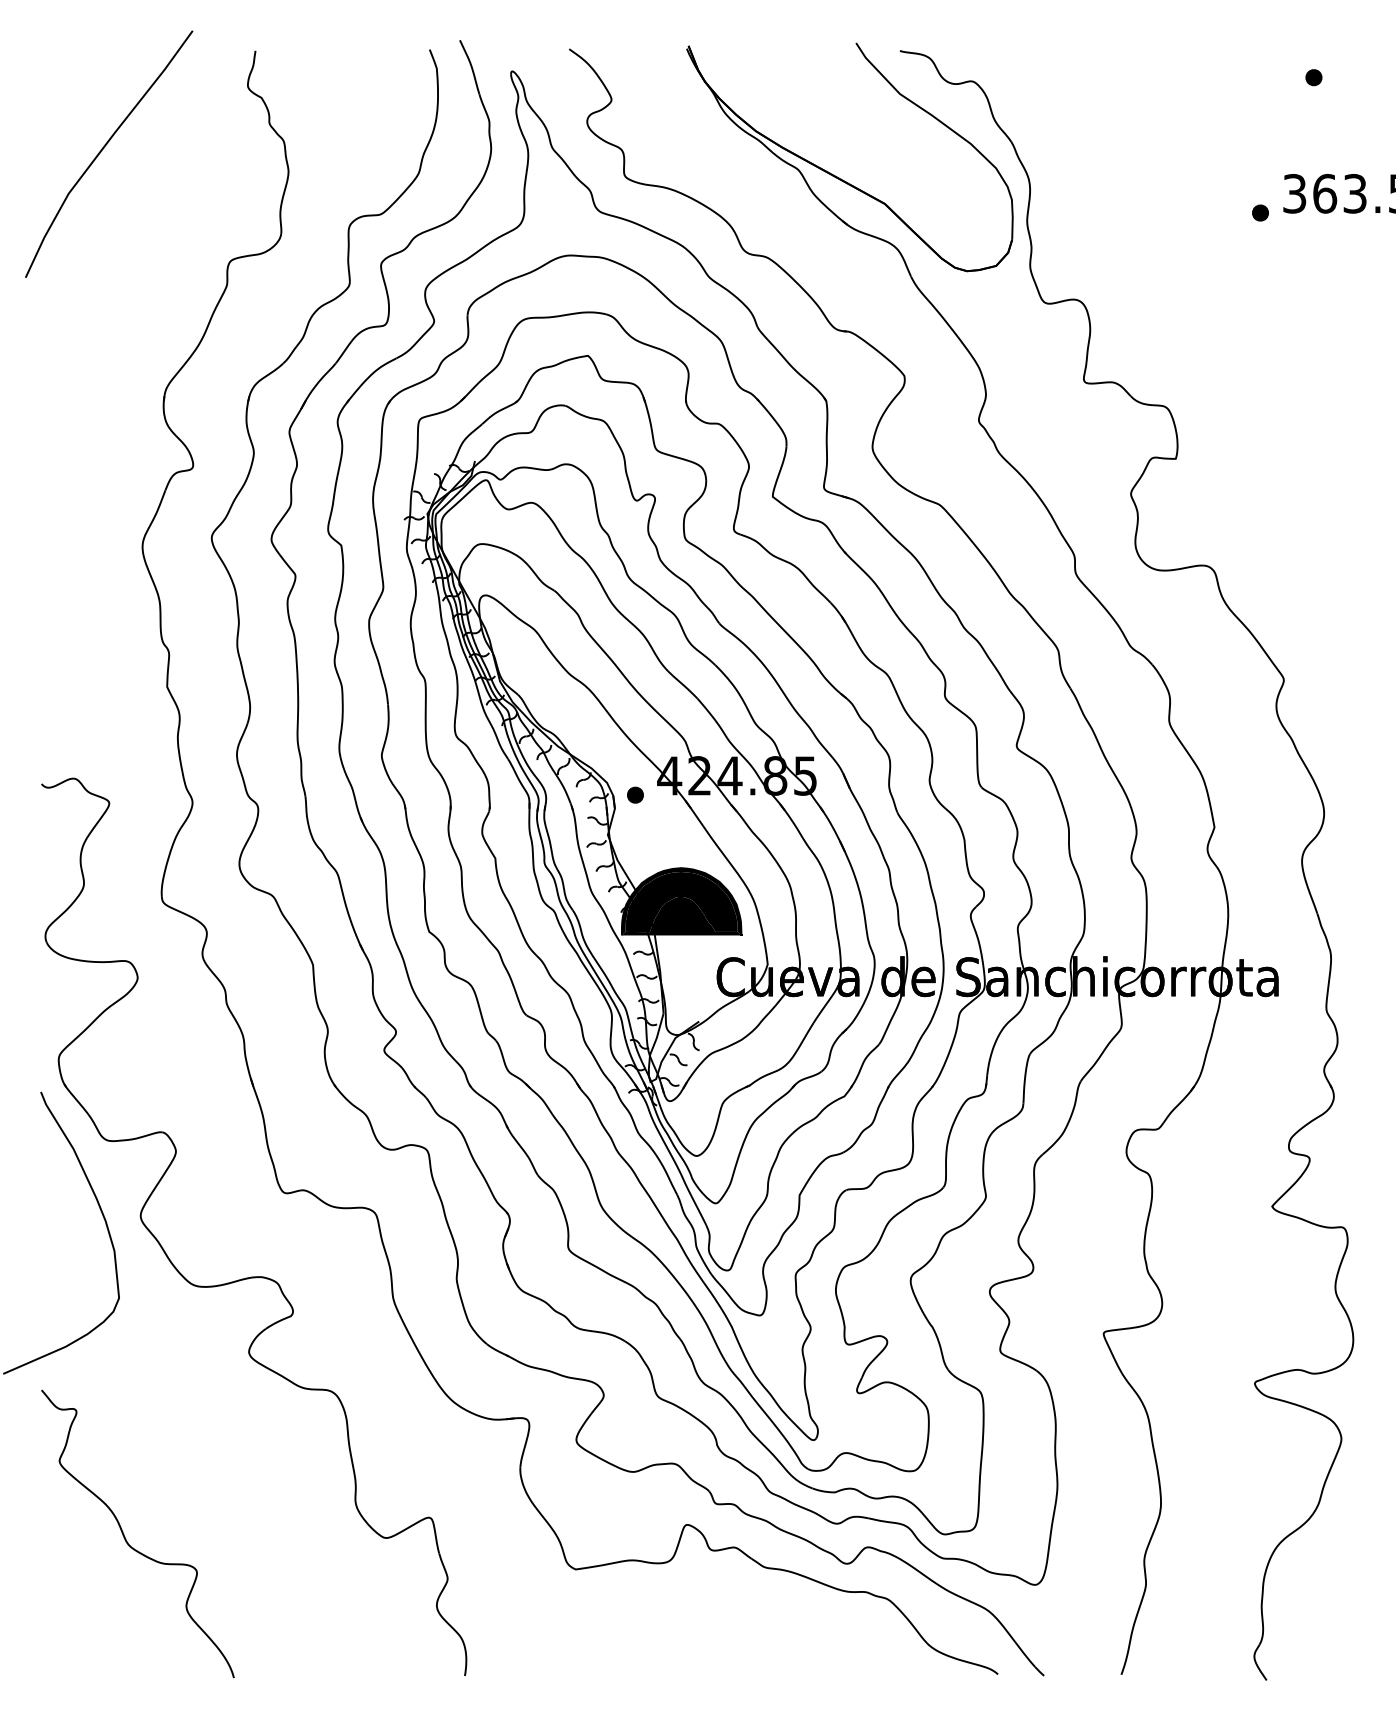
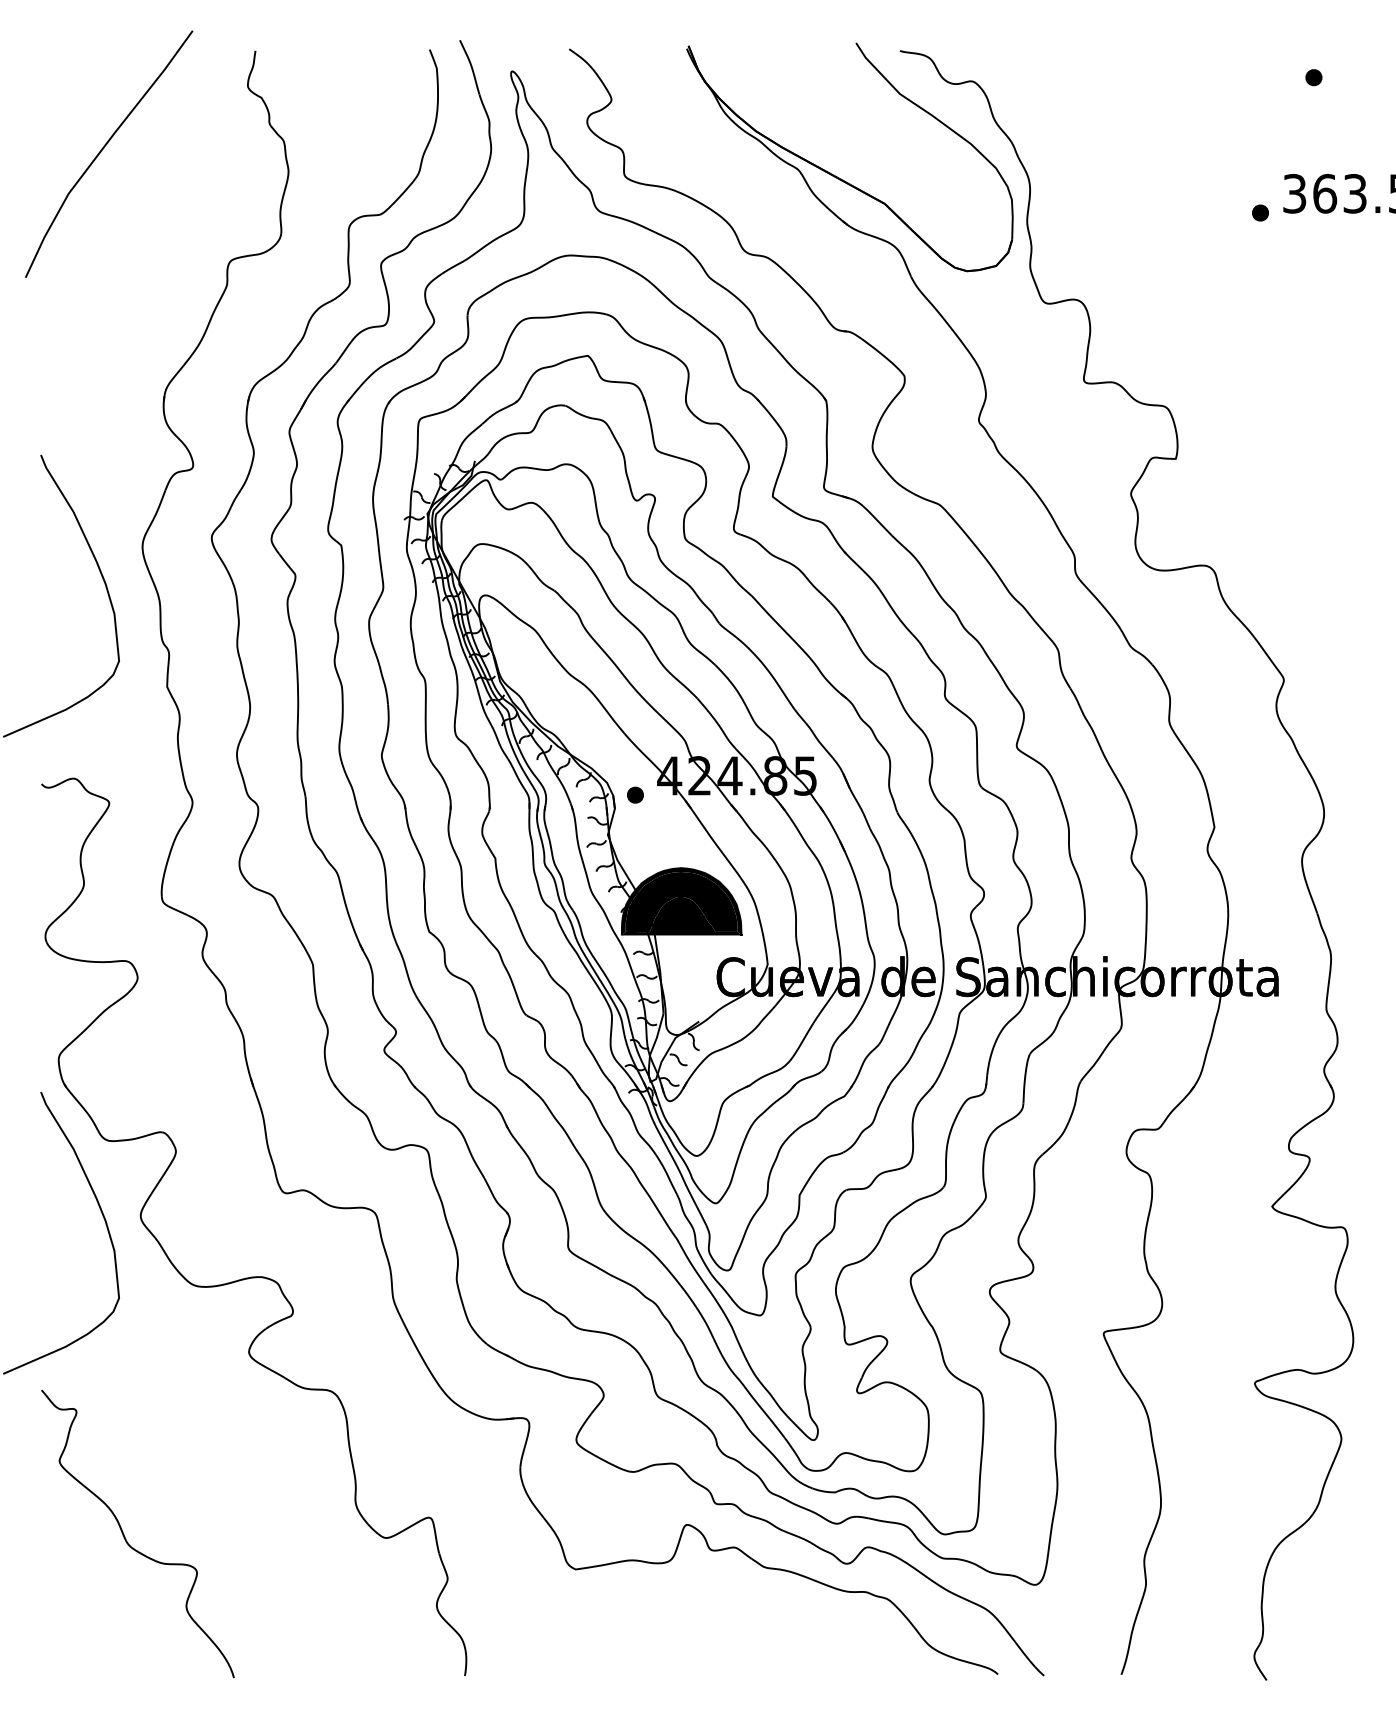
curve: none -> present (102, 579)
